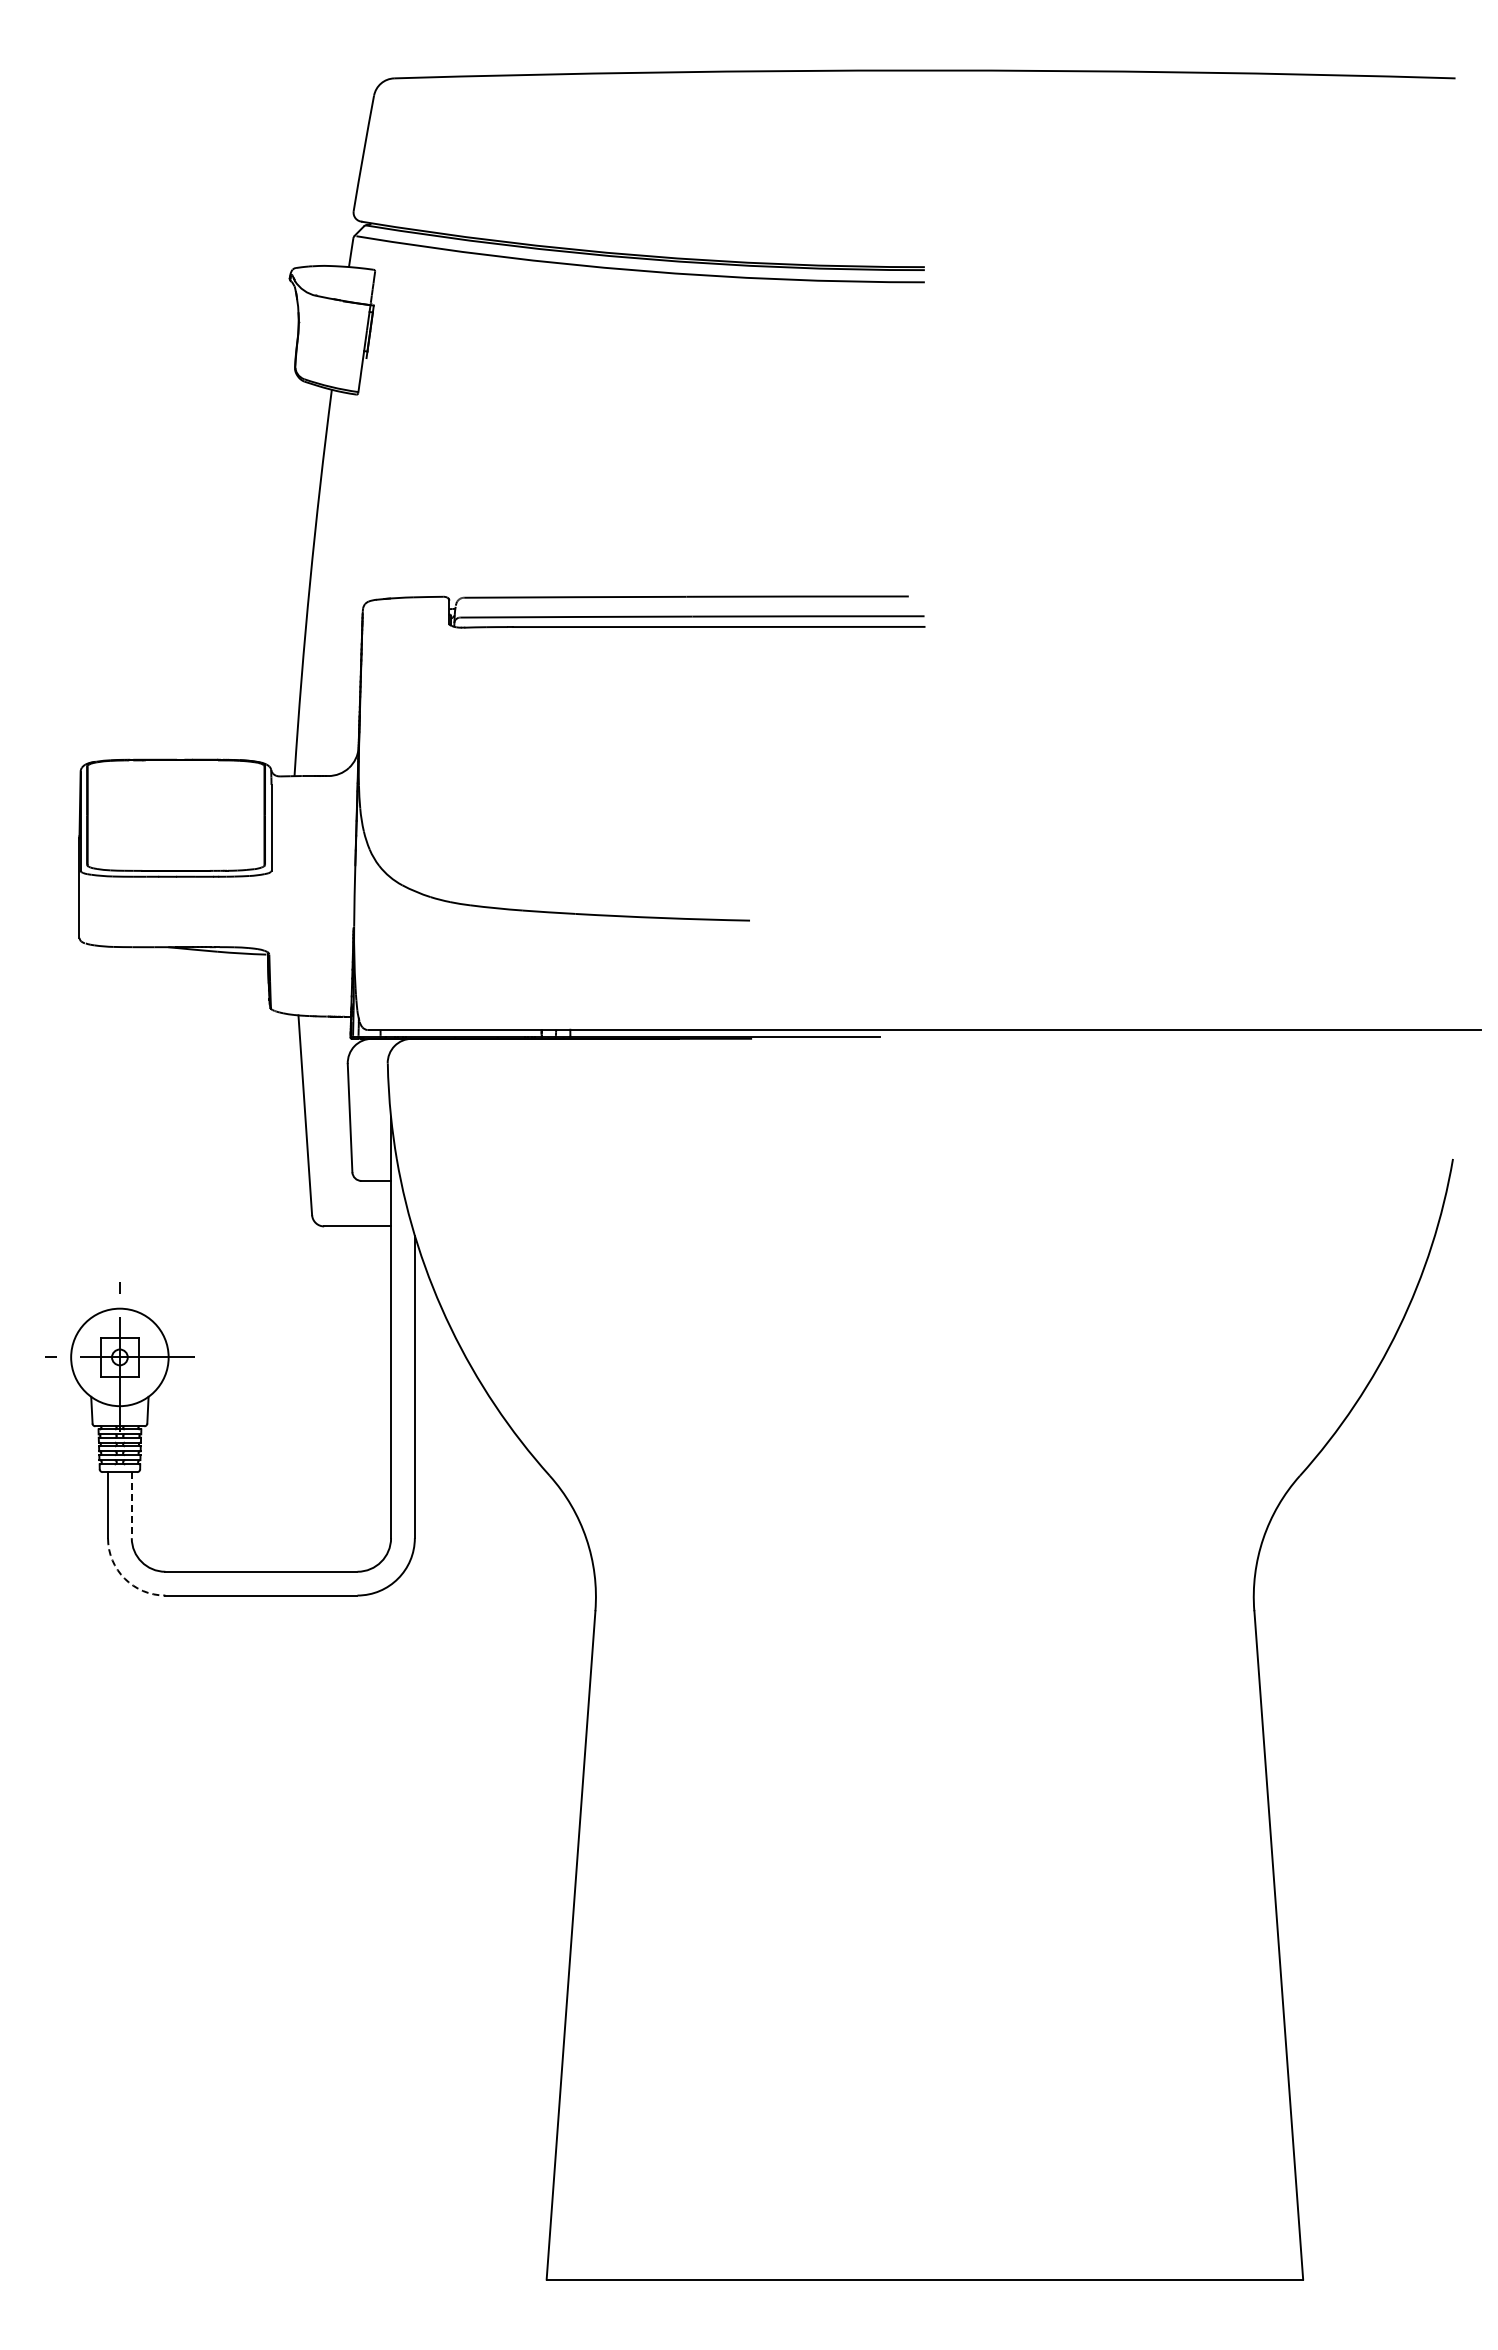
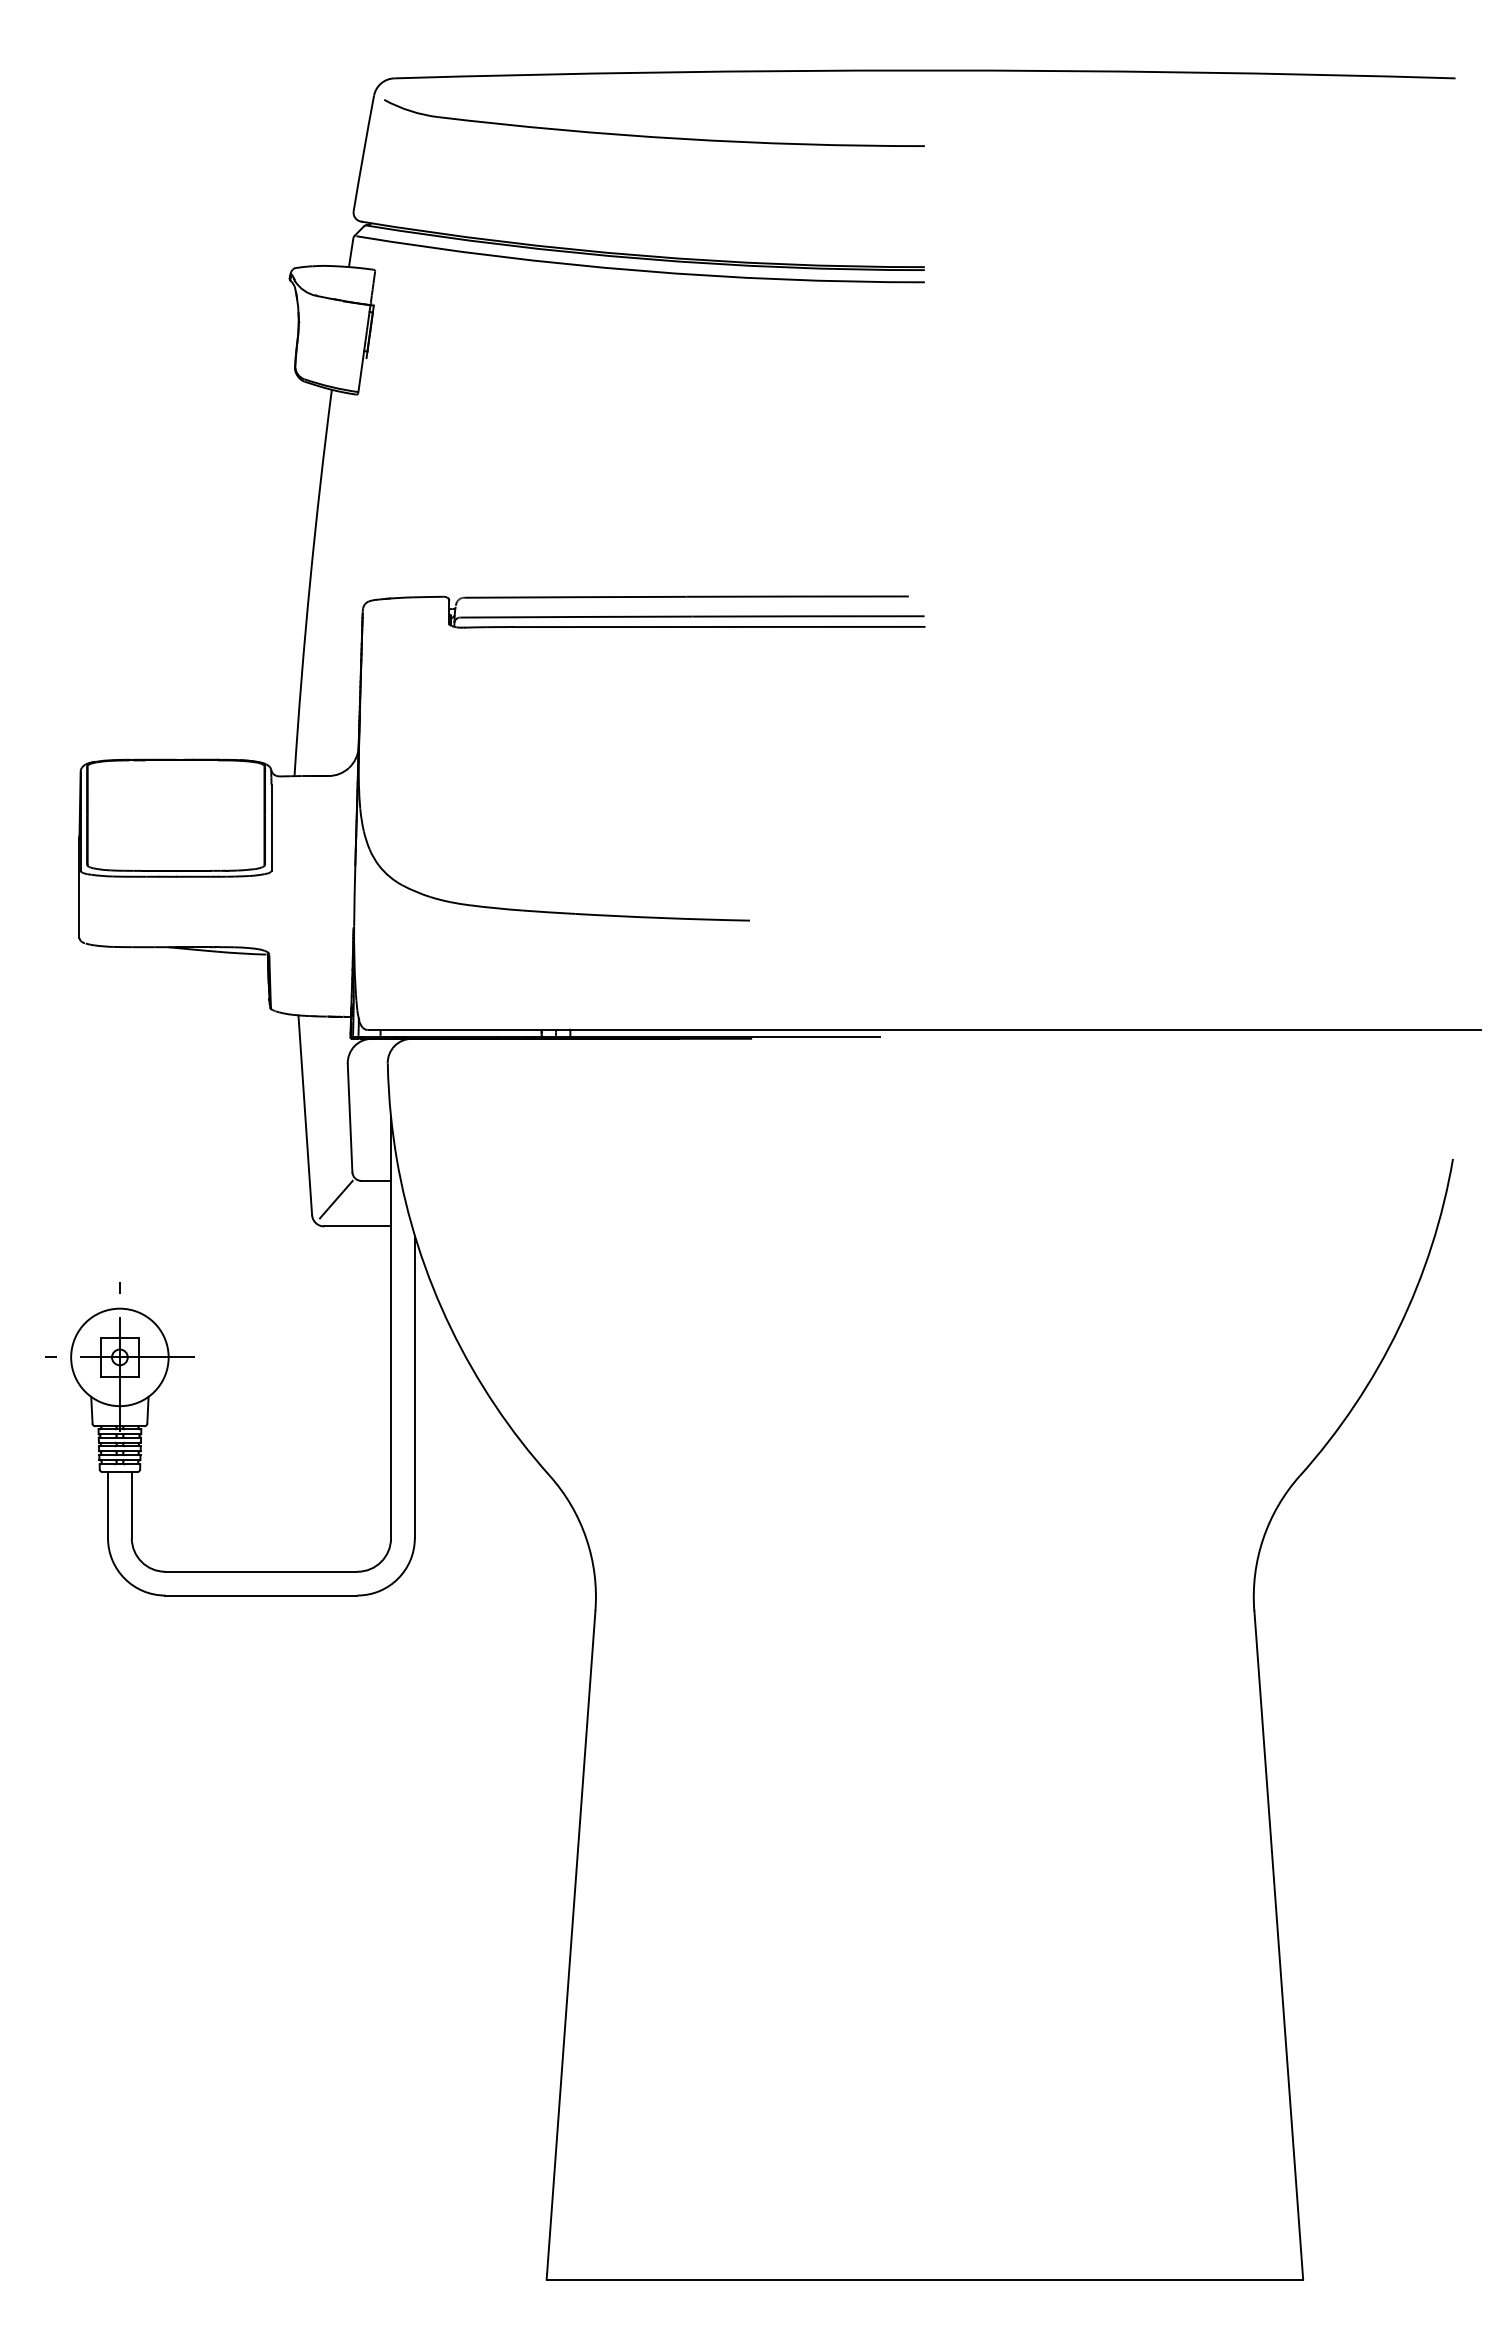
part: none -> present (654, 136)
line: none -> present (335, 1199)
line: dashed -> solid (131, 1505)
arc: dashed -> solid (124, 1578)
